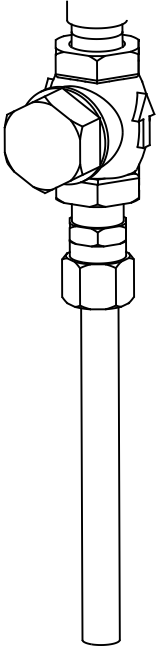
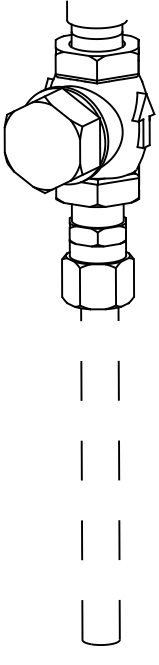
line: solid -> dashed (119, 473)
line: solid -> dashed (81, 474)
